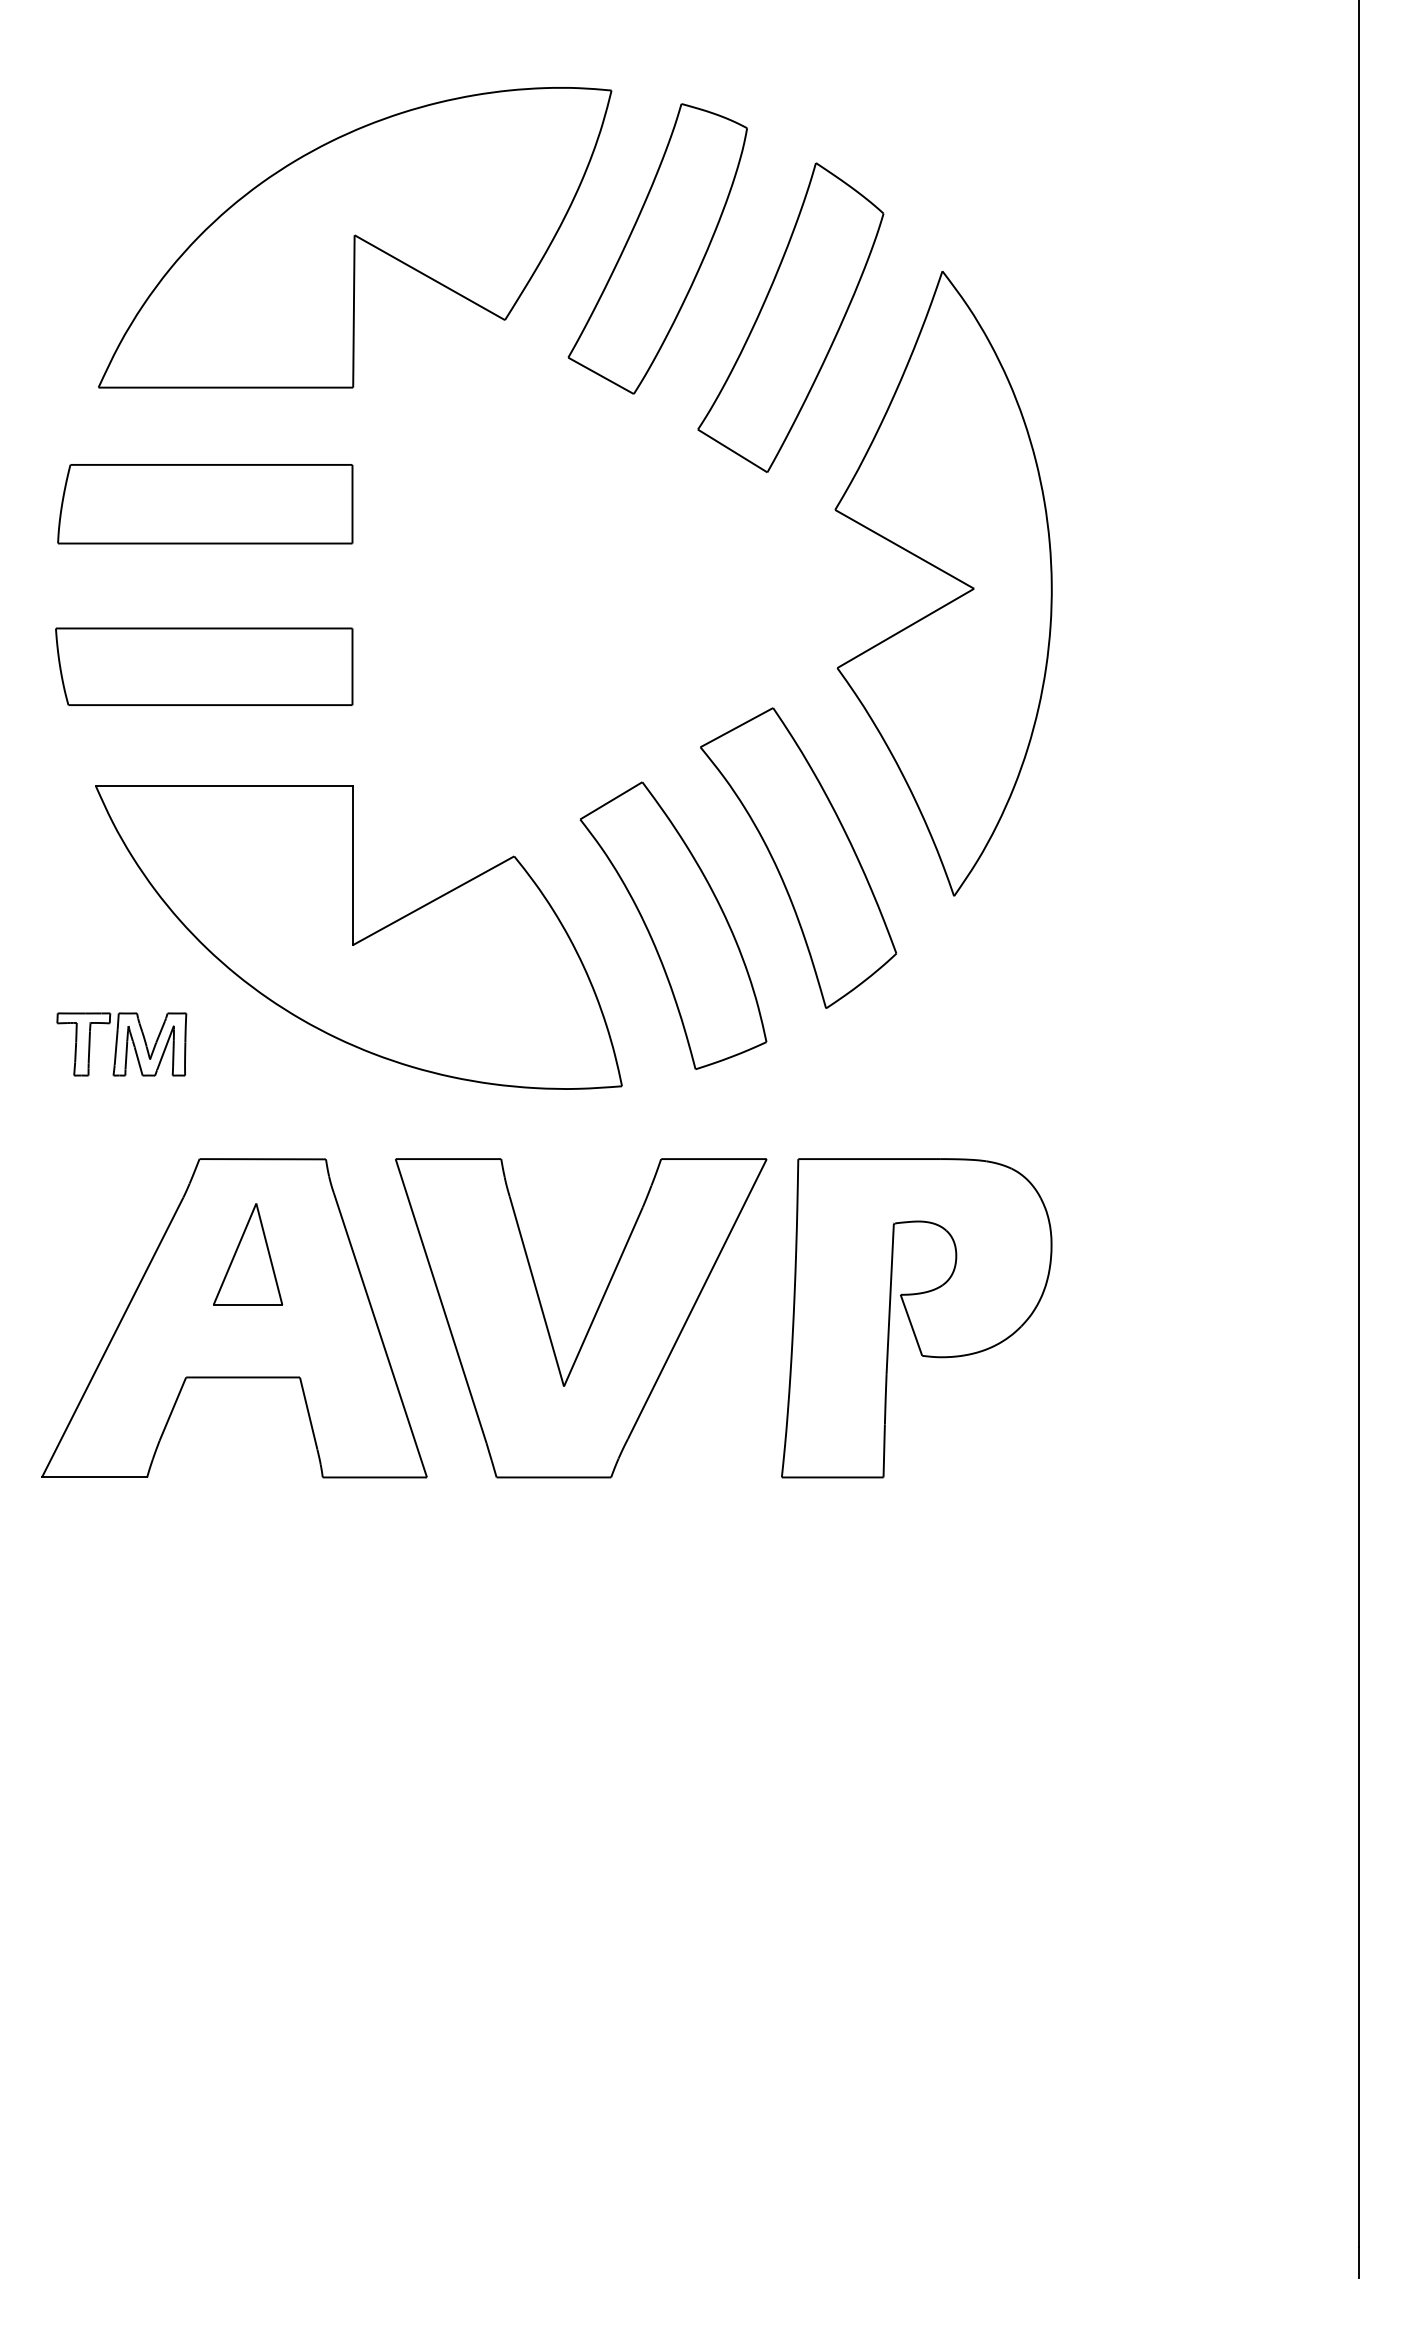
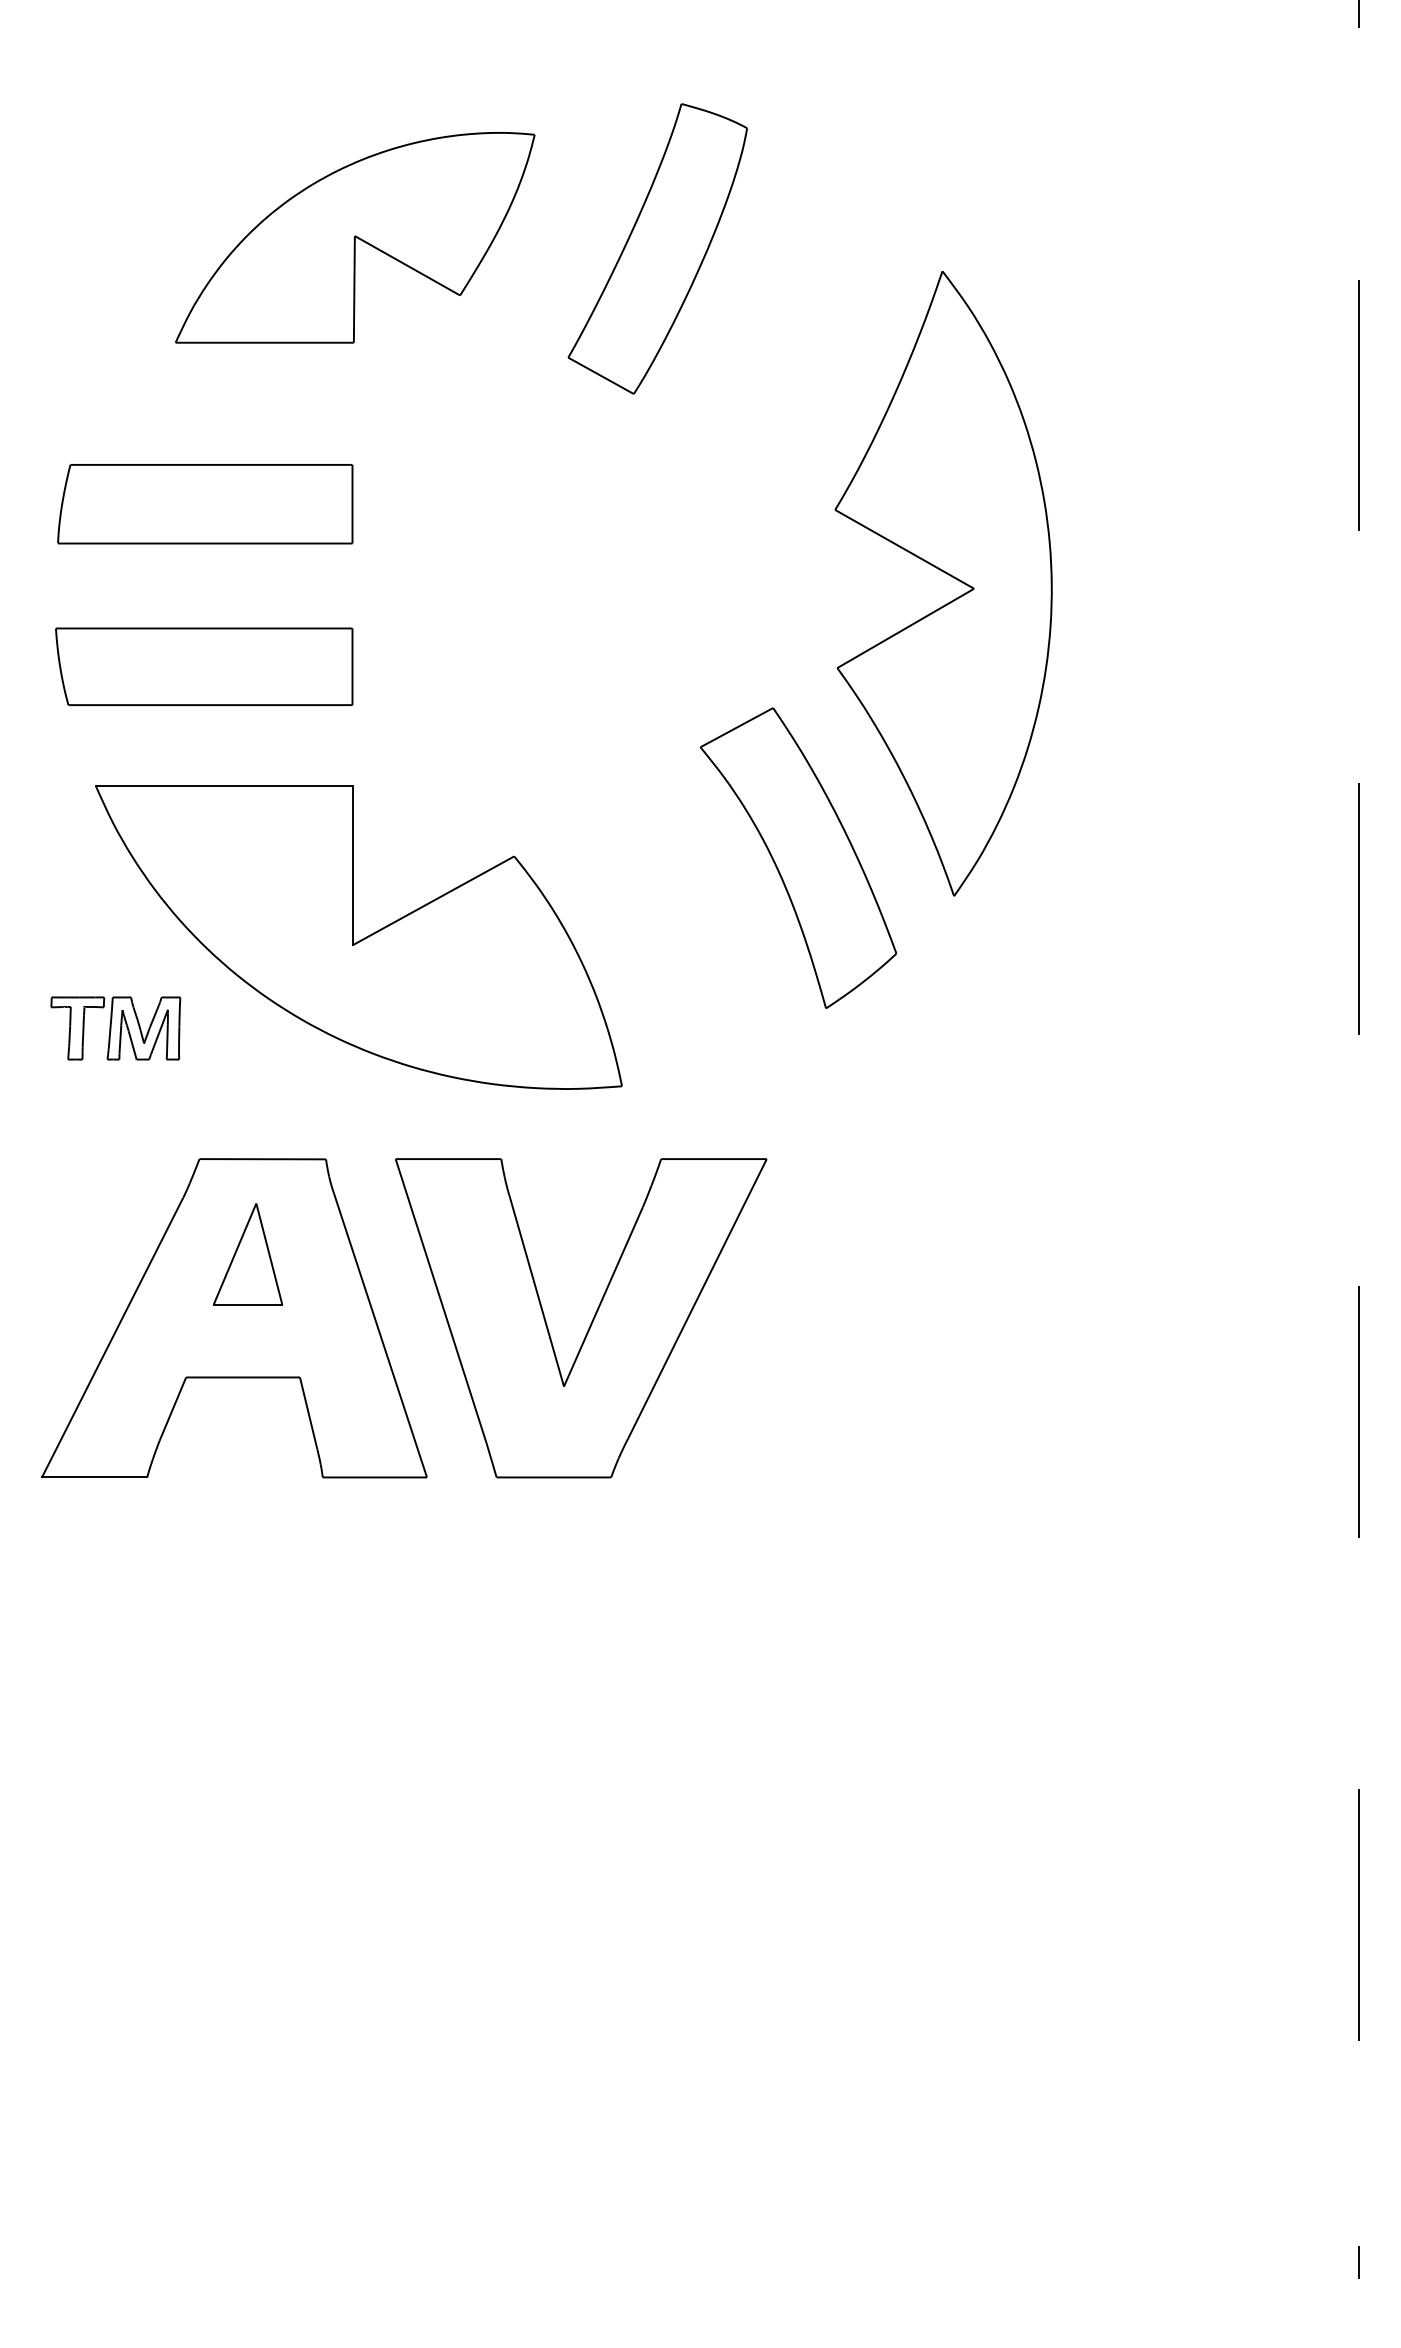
part size: 515x302 px -> 361x212 px (355, 237)
part: present -> none (790, 317)
part: present -> none (673, 925)
part position: (121, 1044) -> (115, 1028) (115, 1028)
line: solid -> dashed (1359, 1124)
part: present -> none (916, 1318)
